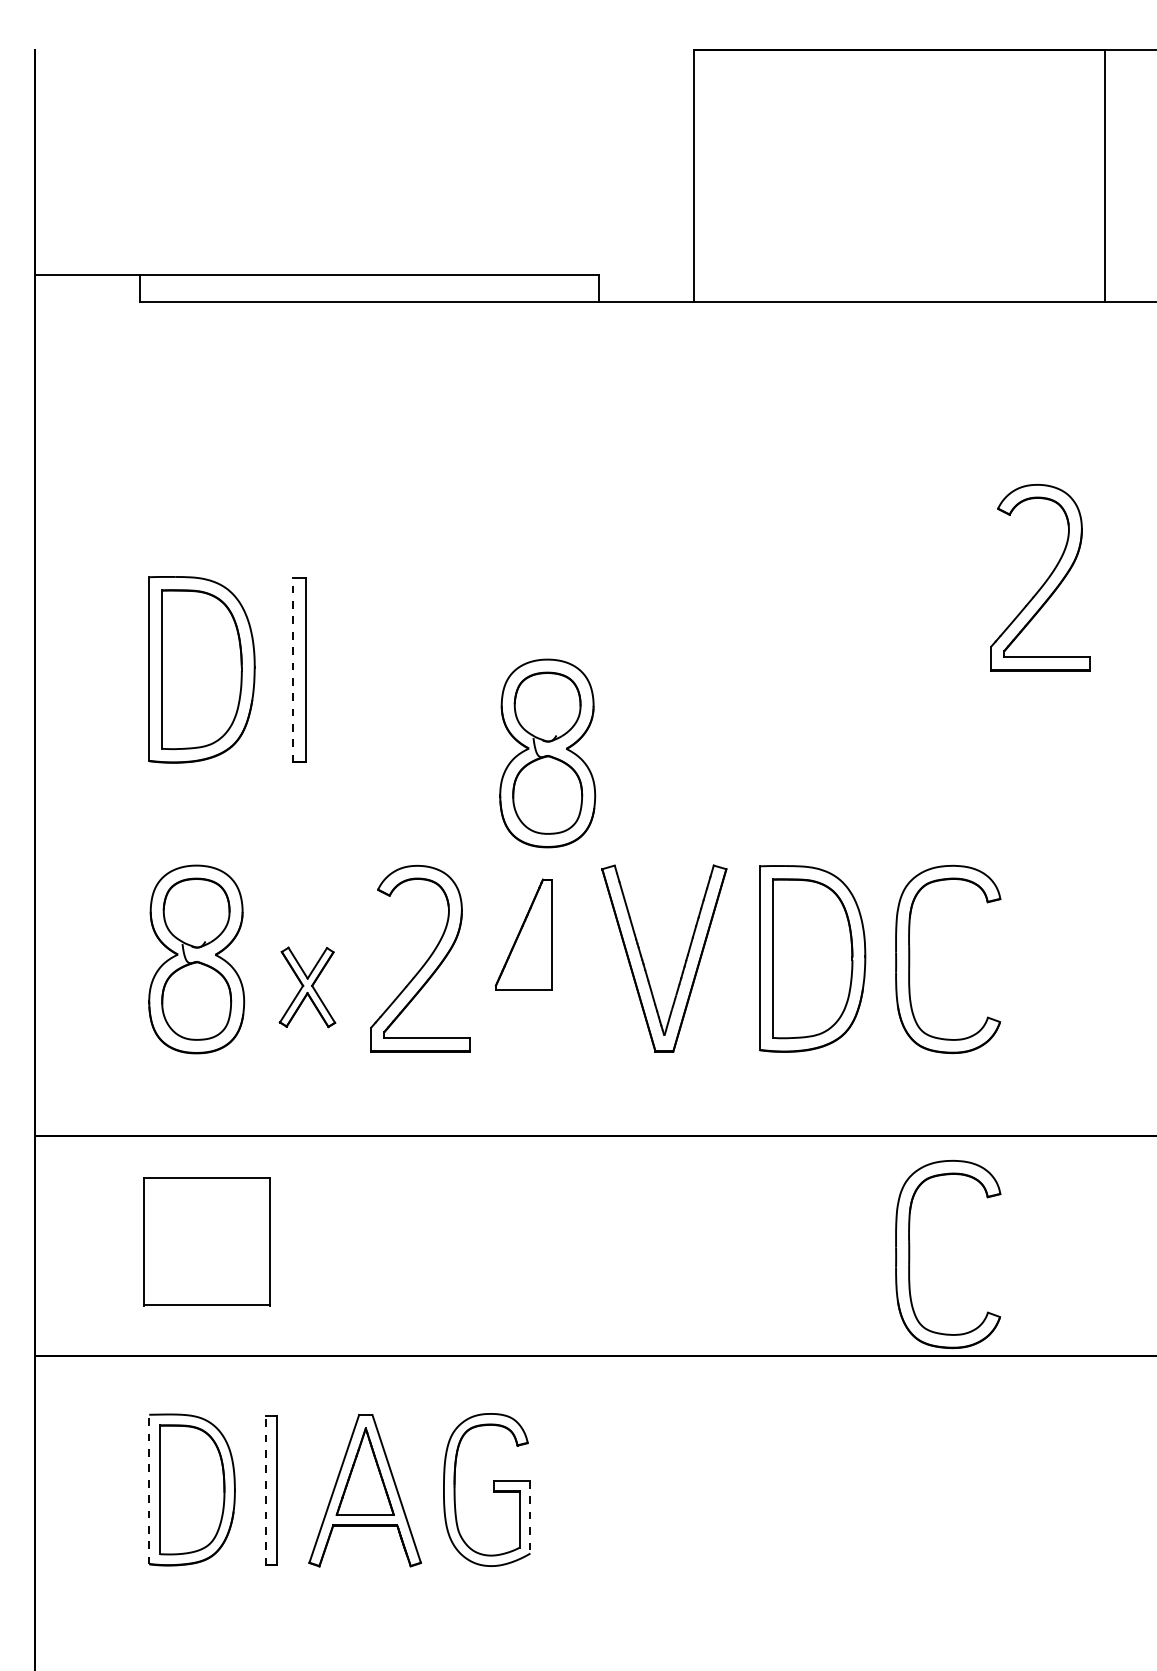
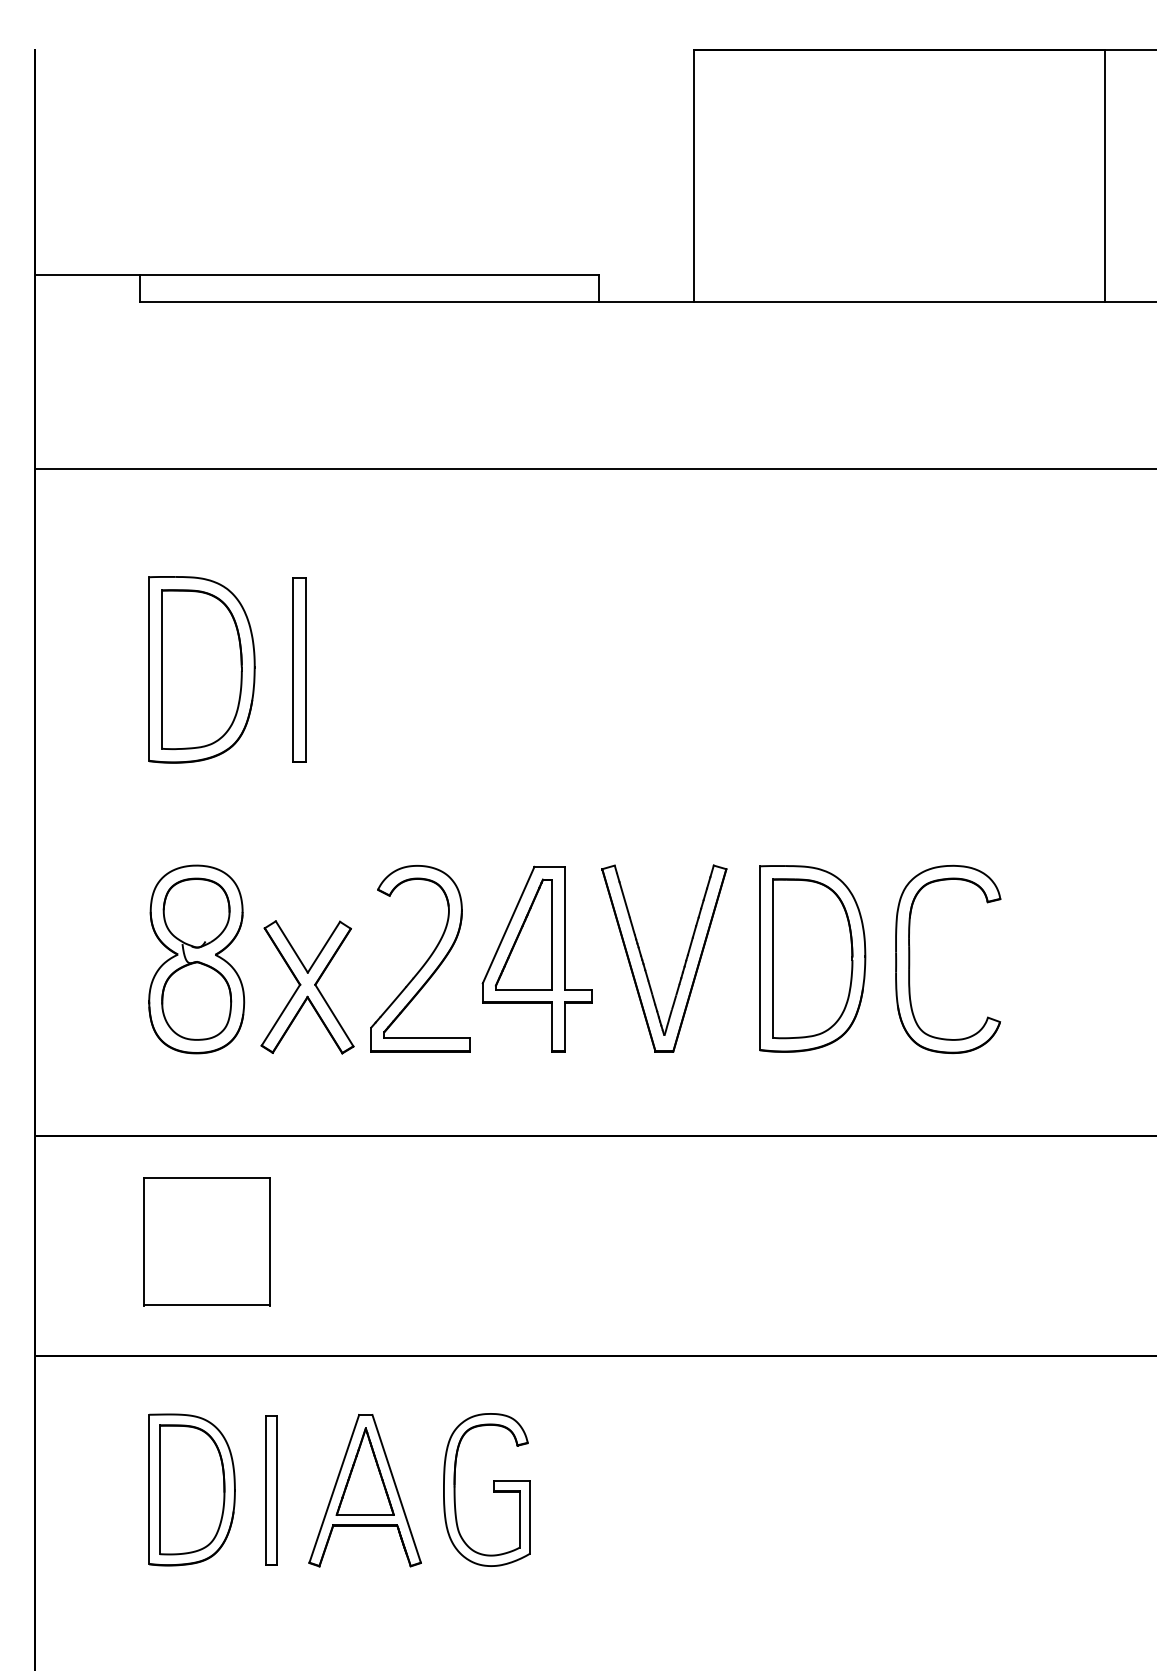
line: none -> present (593, 469)
part: present -> none (1040, 577)
line: dashed -> solid (293, 669)
part: present -> none (547, 753)
part: none -> present (536, 958)
part size: 59x83 px -> 95x135 px (307, 987)
part: present -> none (910, 1254)
line: dashed -> solid (149, 1489)
line: dashed -> solid (266, 1490)
line: dashed -> solid (530, 1517)
